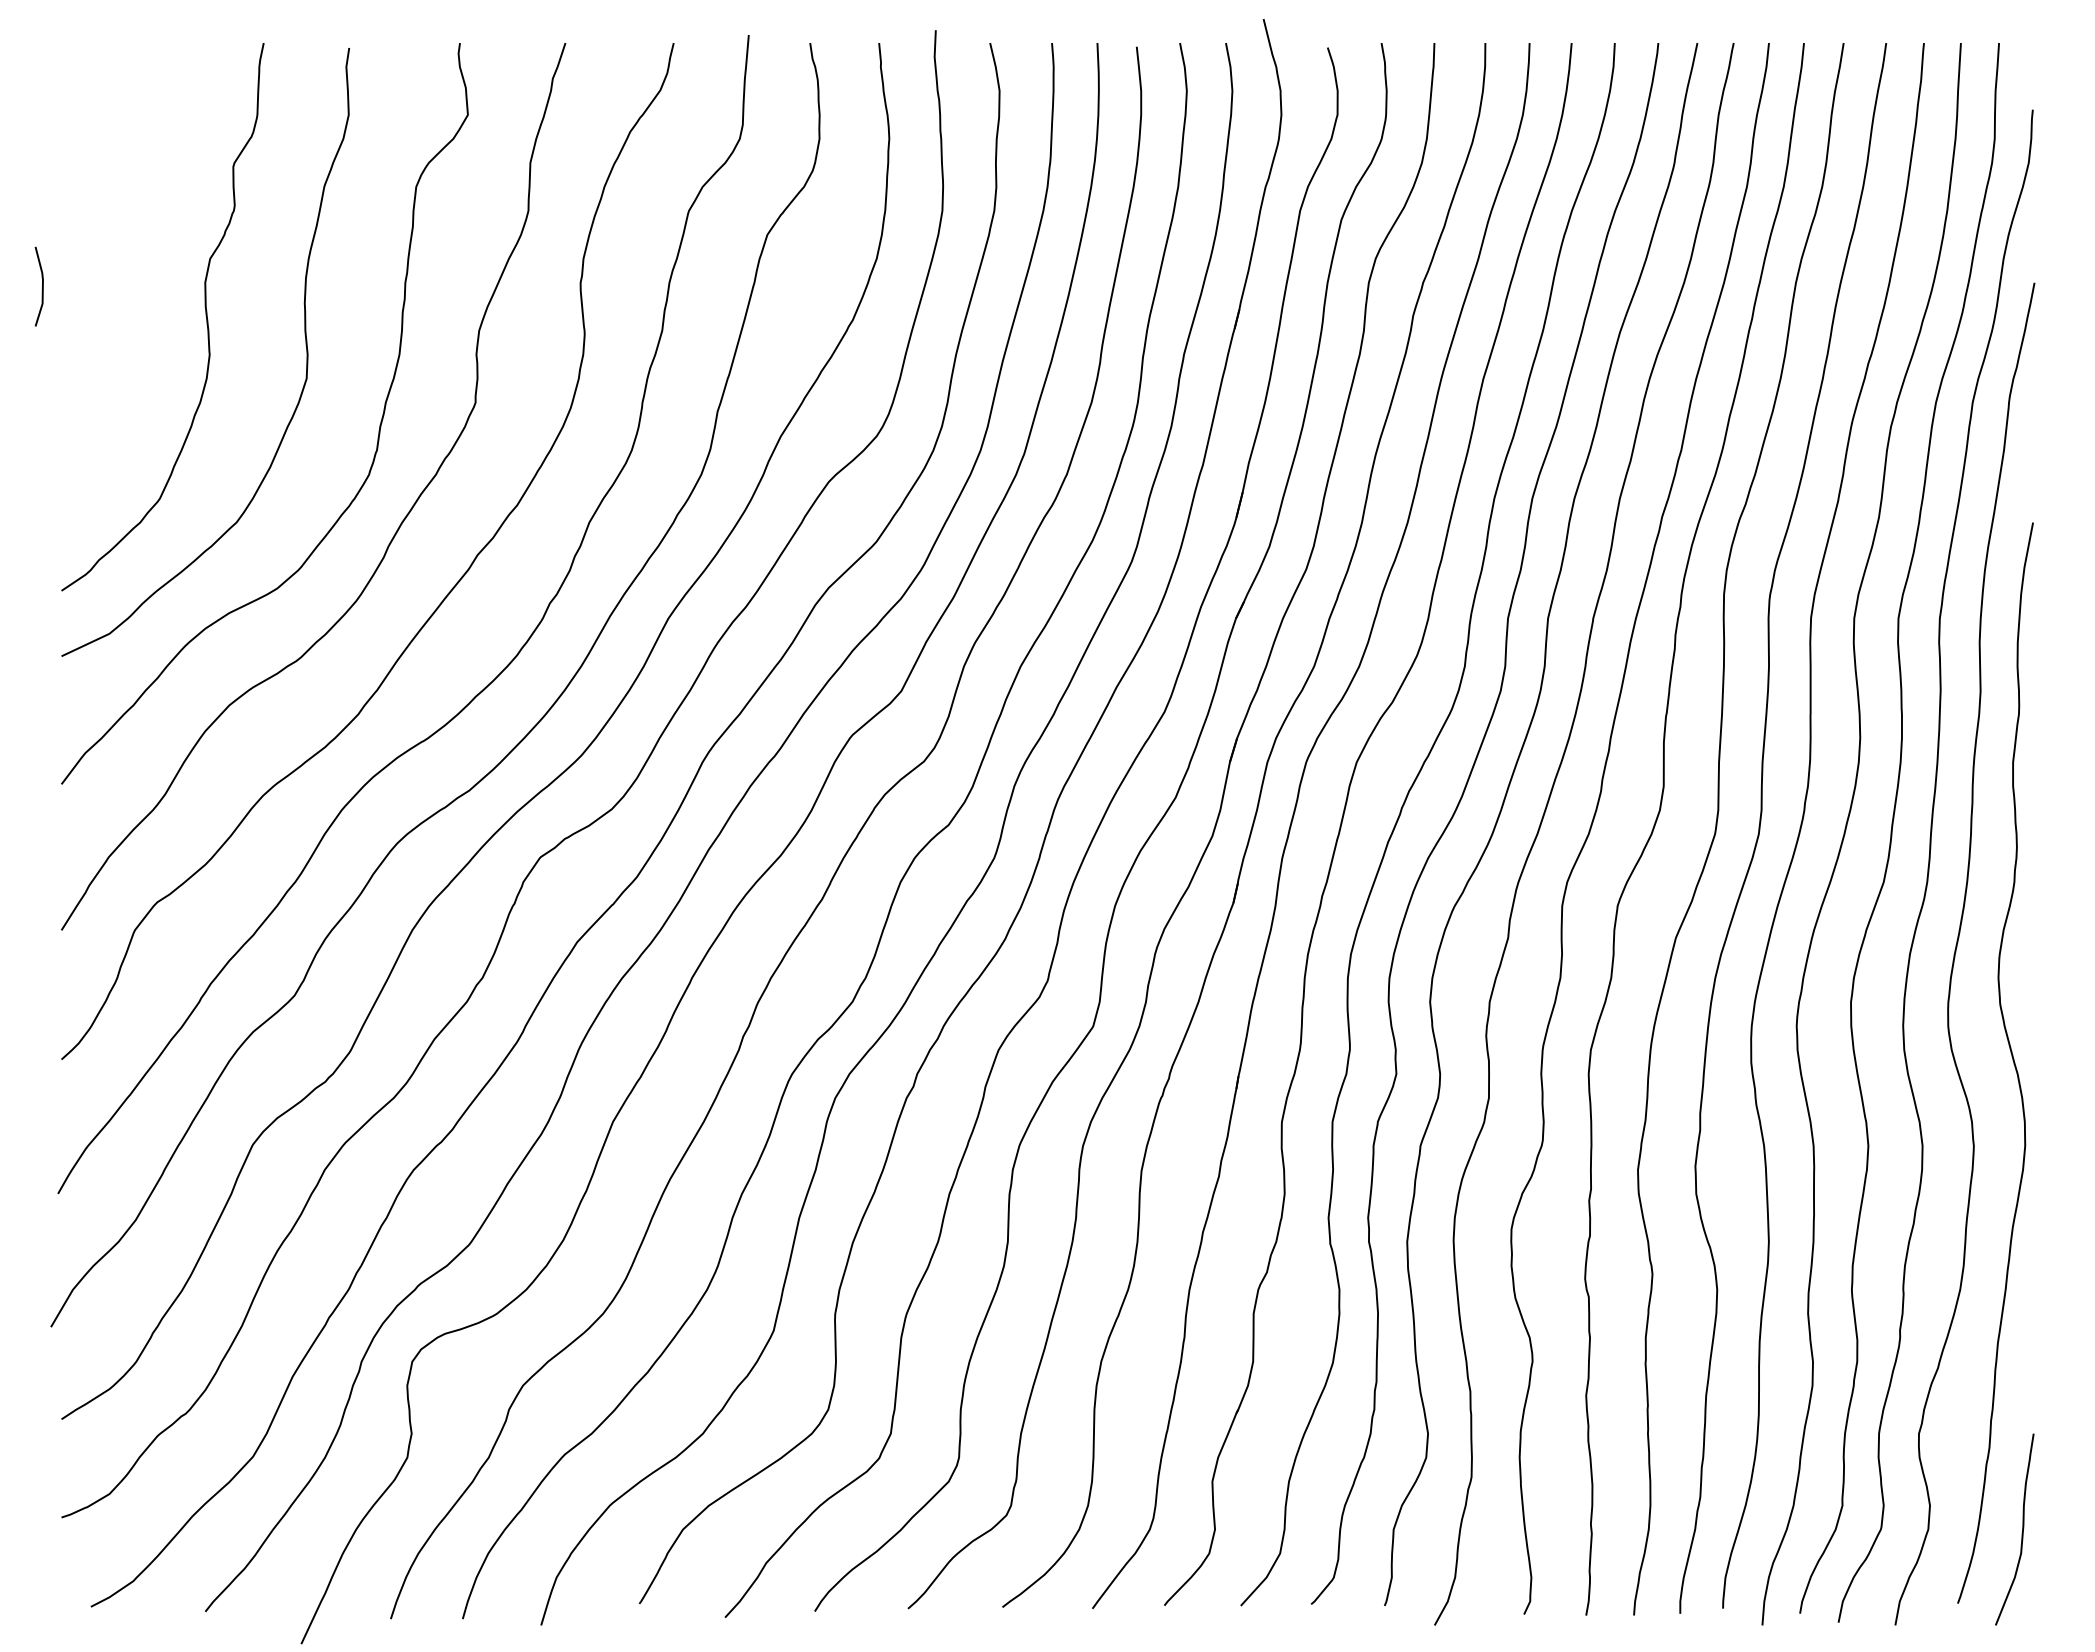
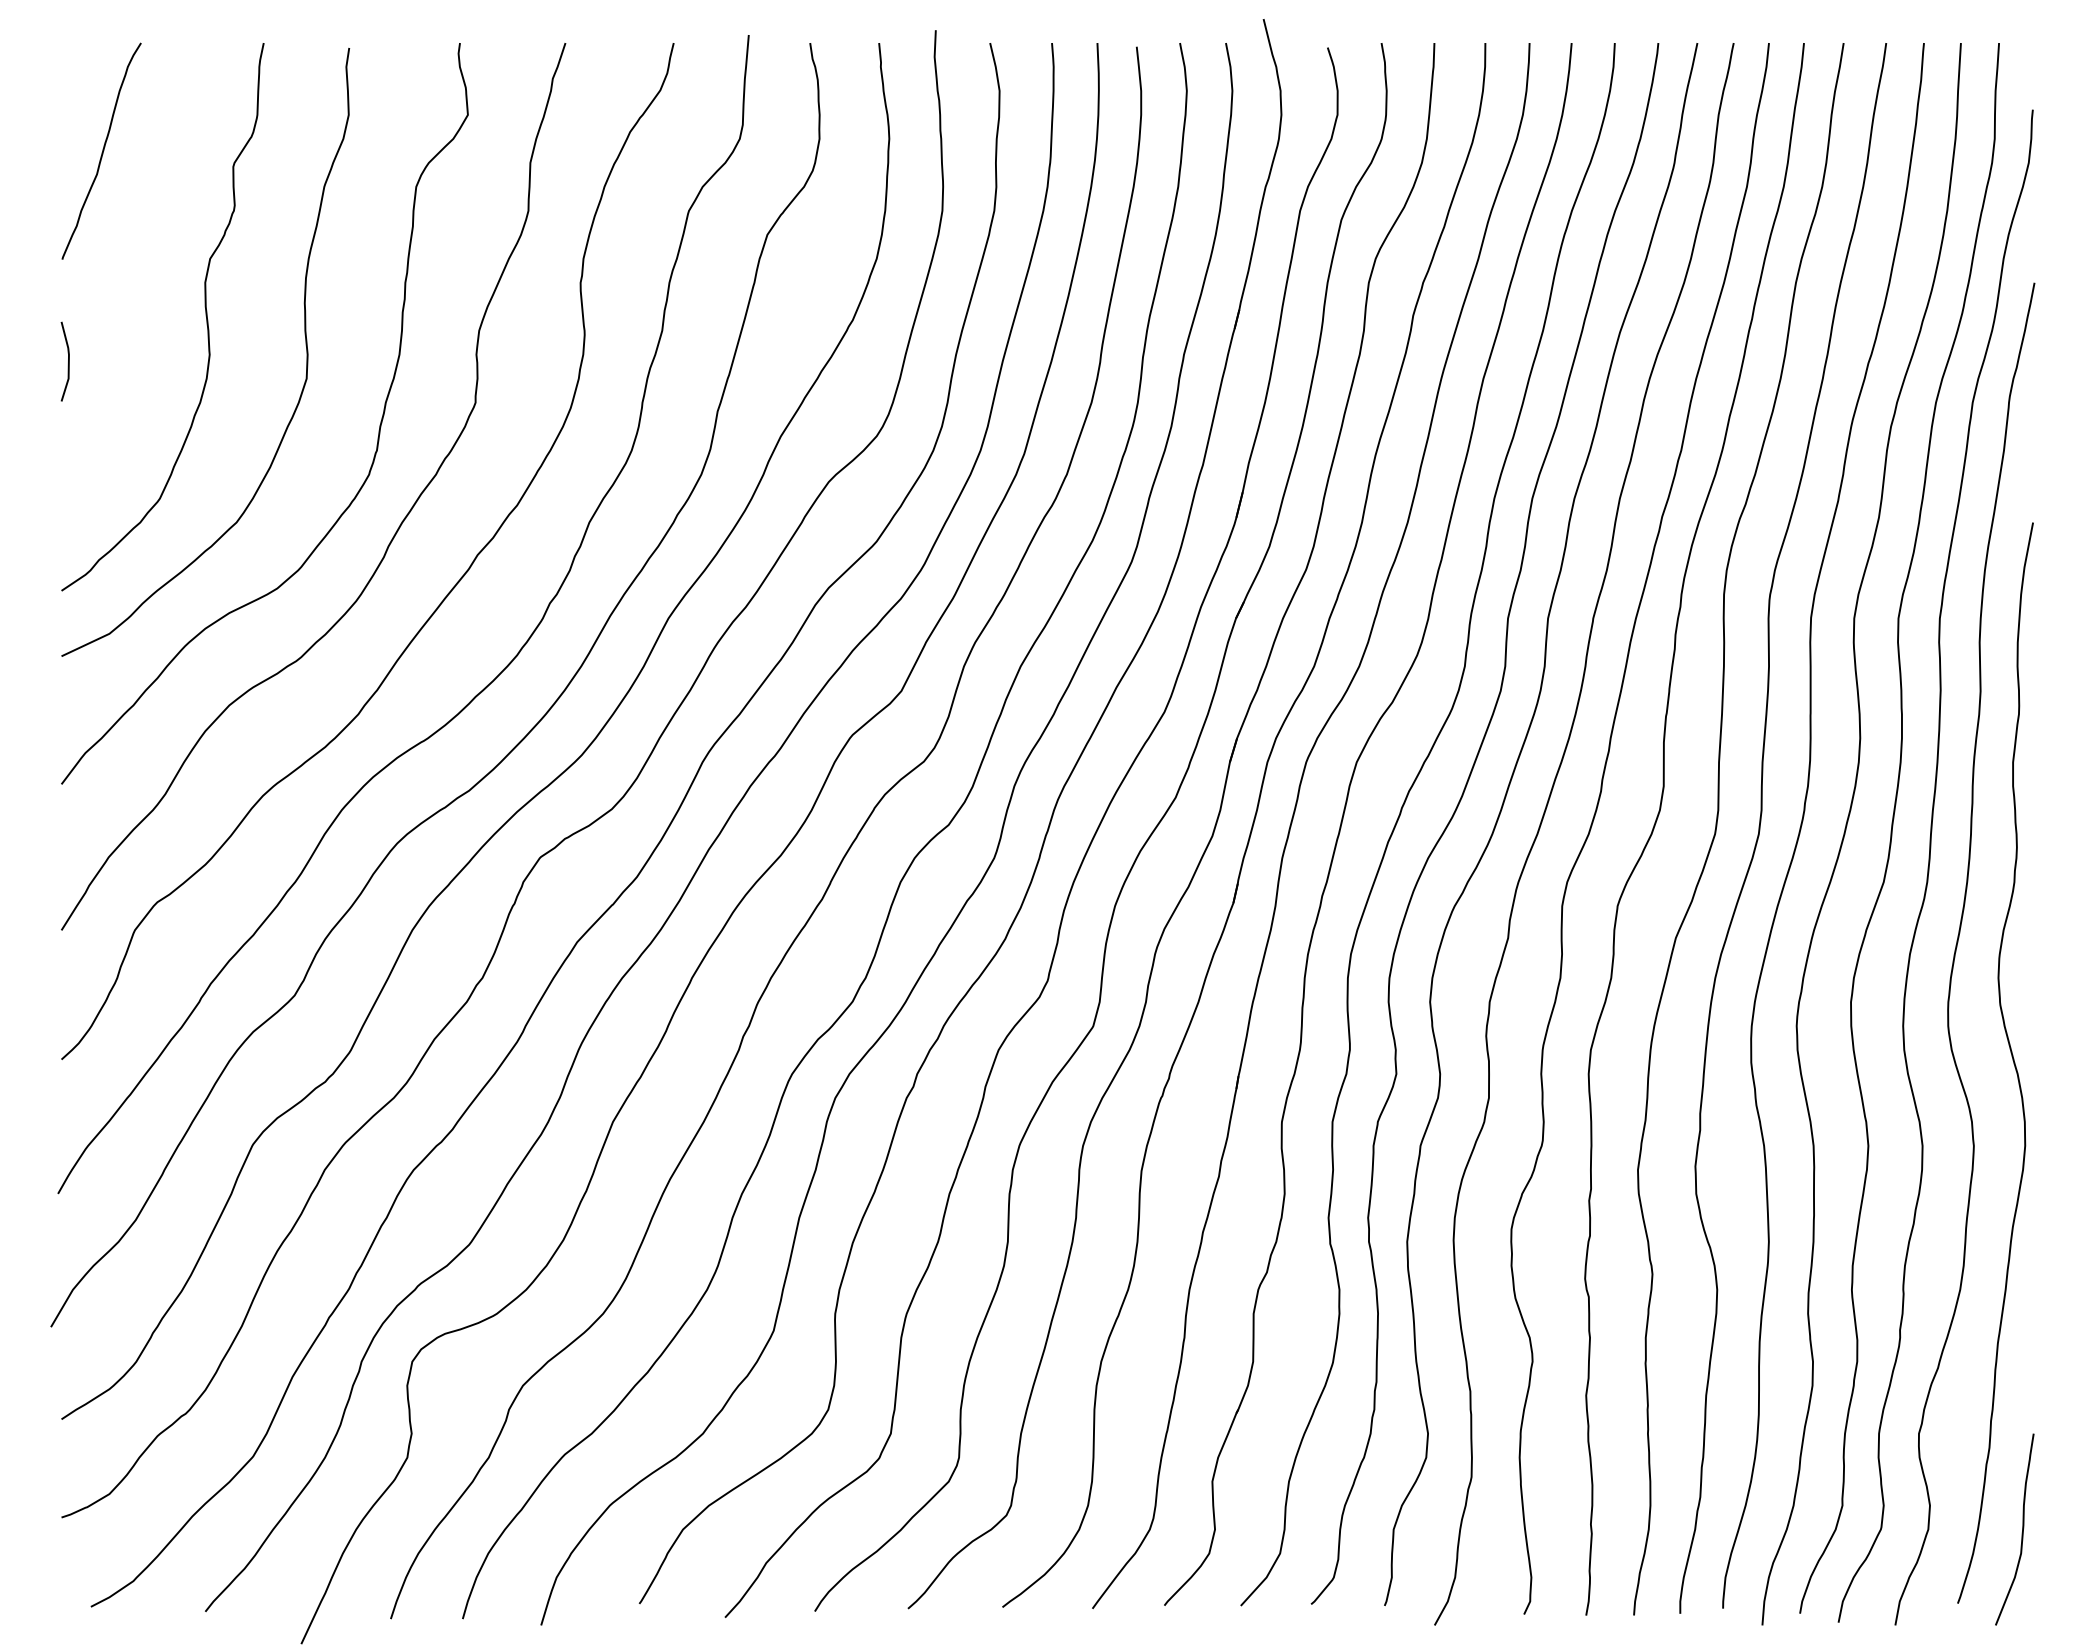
curve: none -> present (102, 150)
line position: (42, 286) -> (68, 361) (68, 361)
